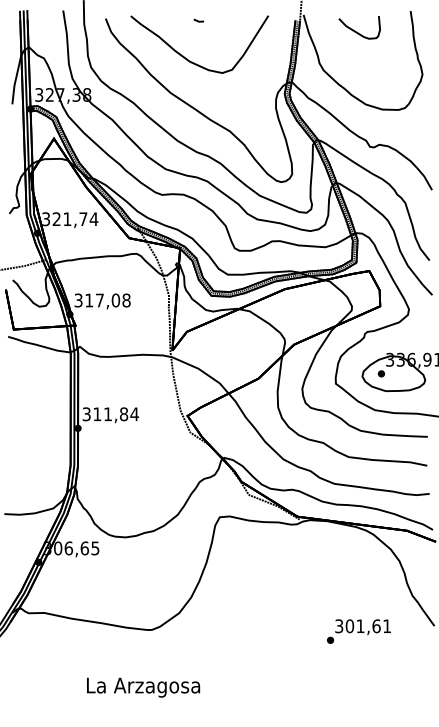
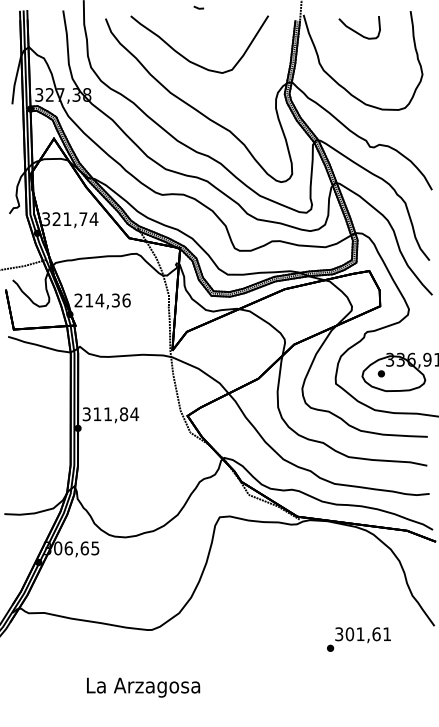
line position: (198, 20) -> (198, 7) (198, 7)
text: 317,08 -> 214,36 (102, 300)
text position: (358, 631) -> (358, 639) (358, 639)
